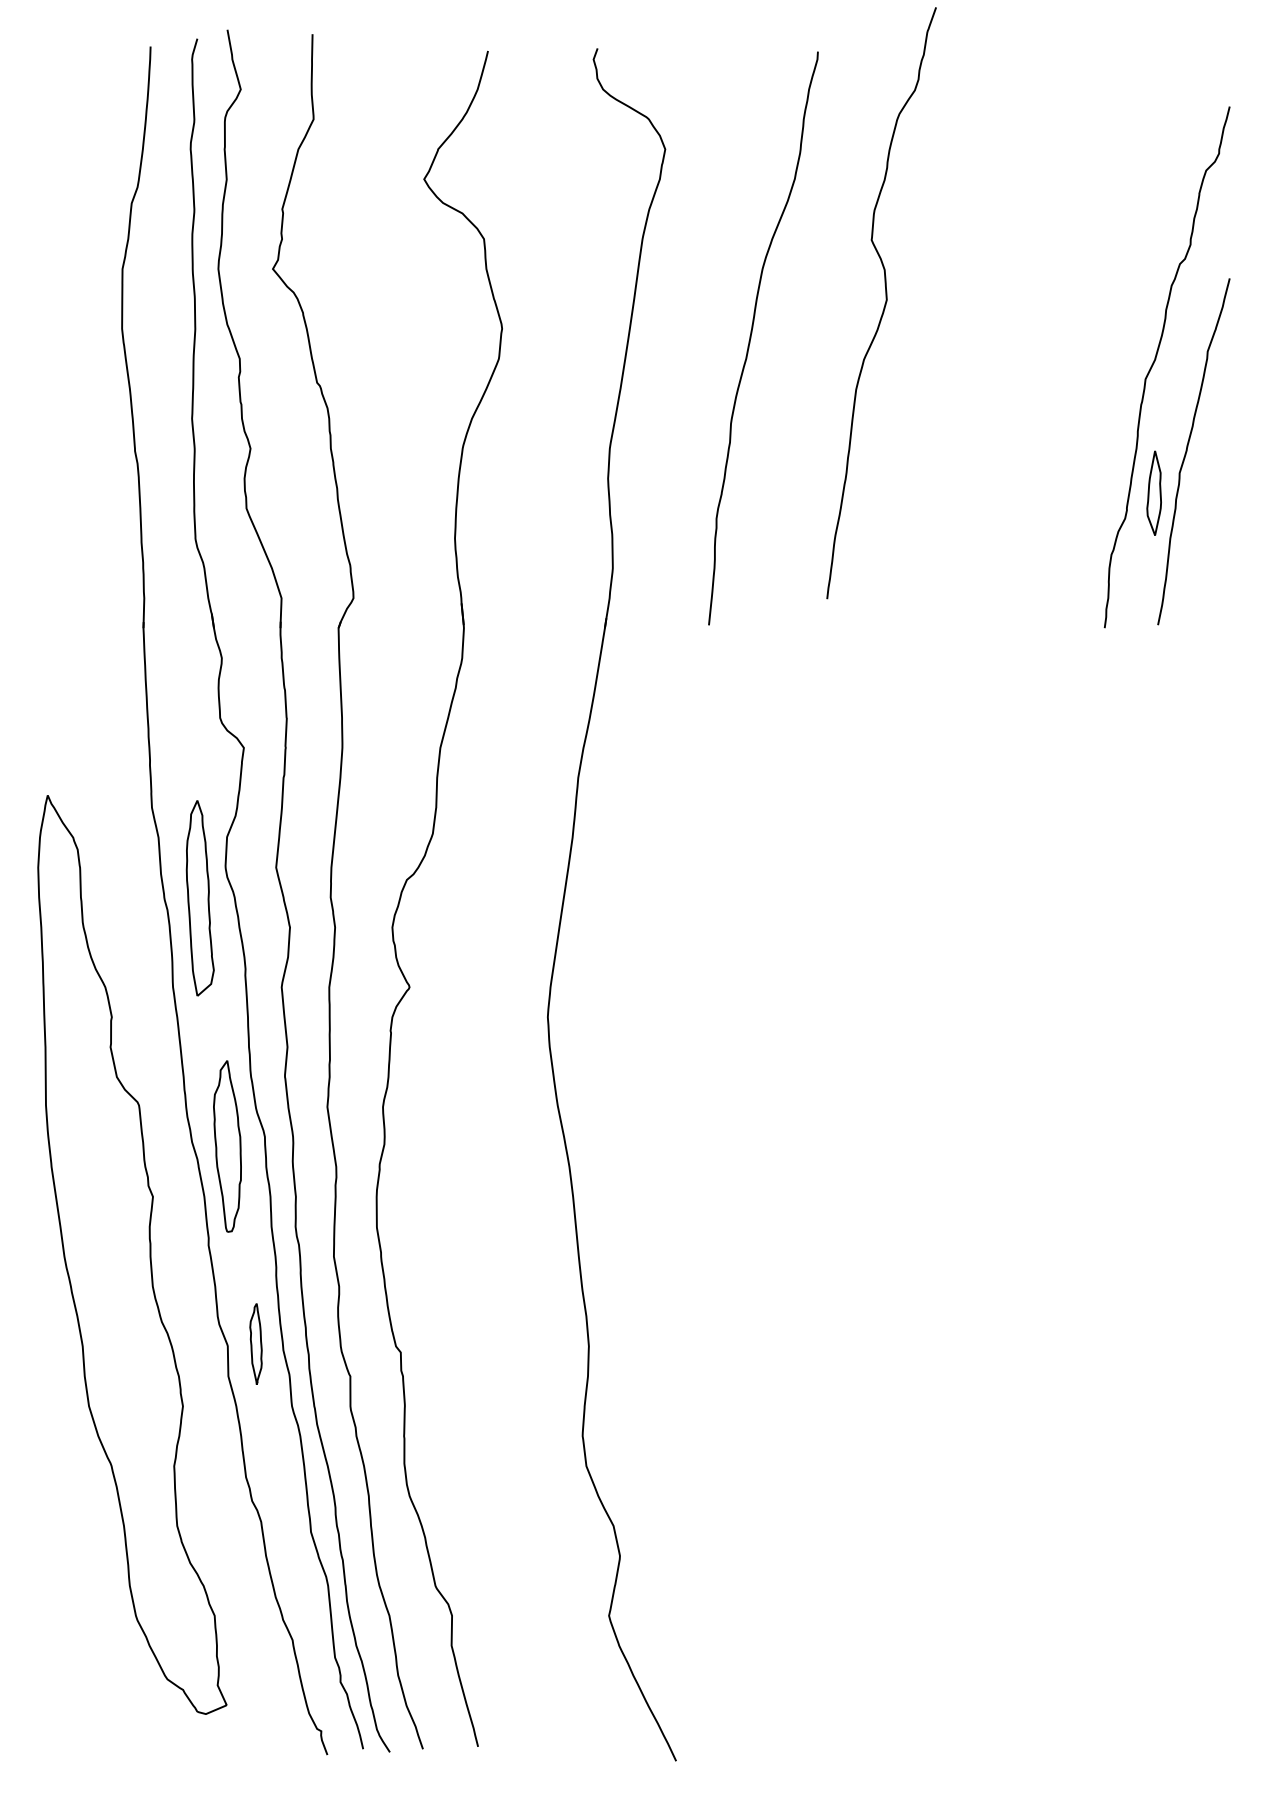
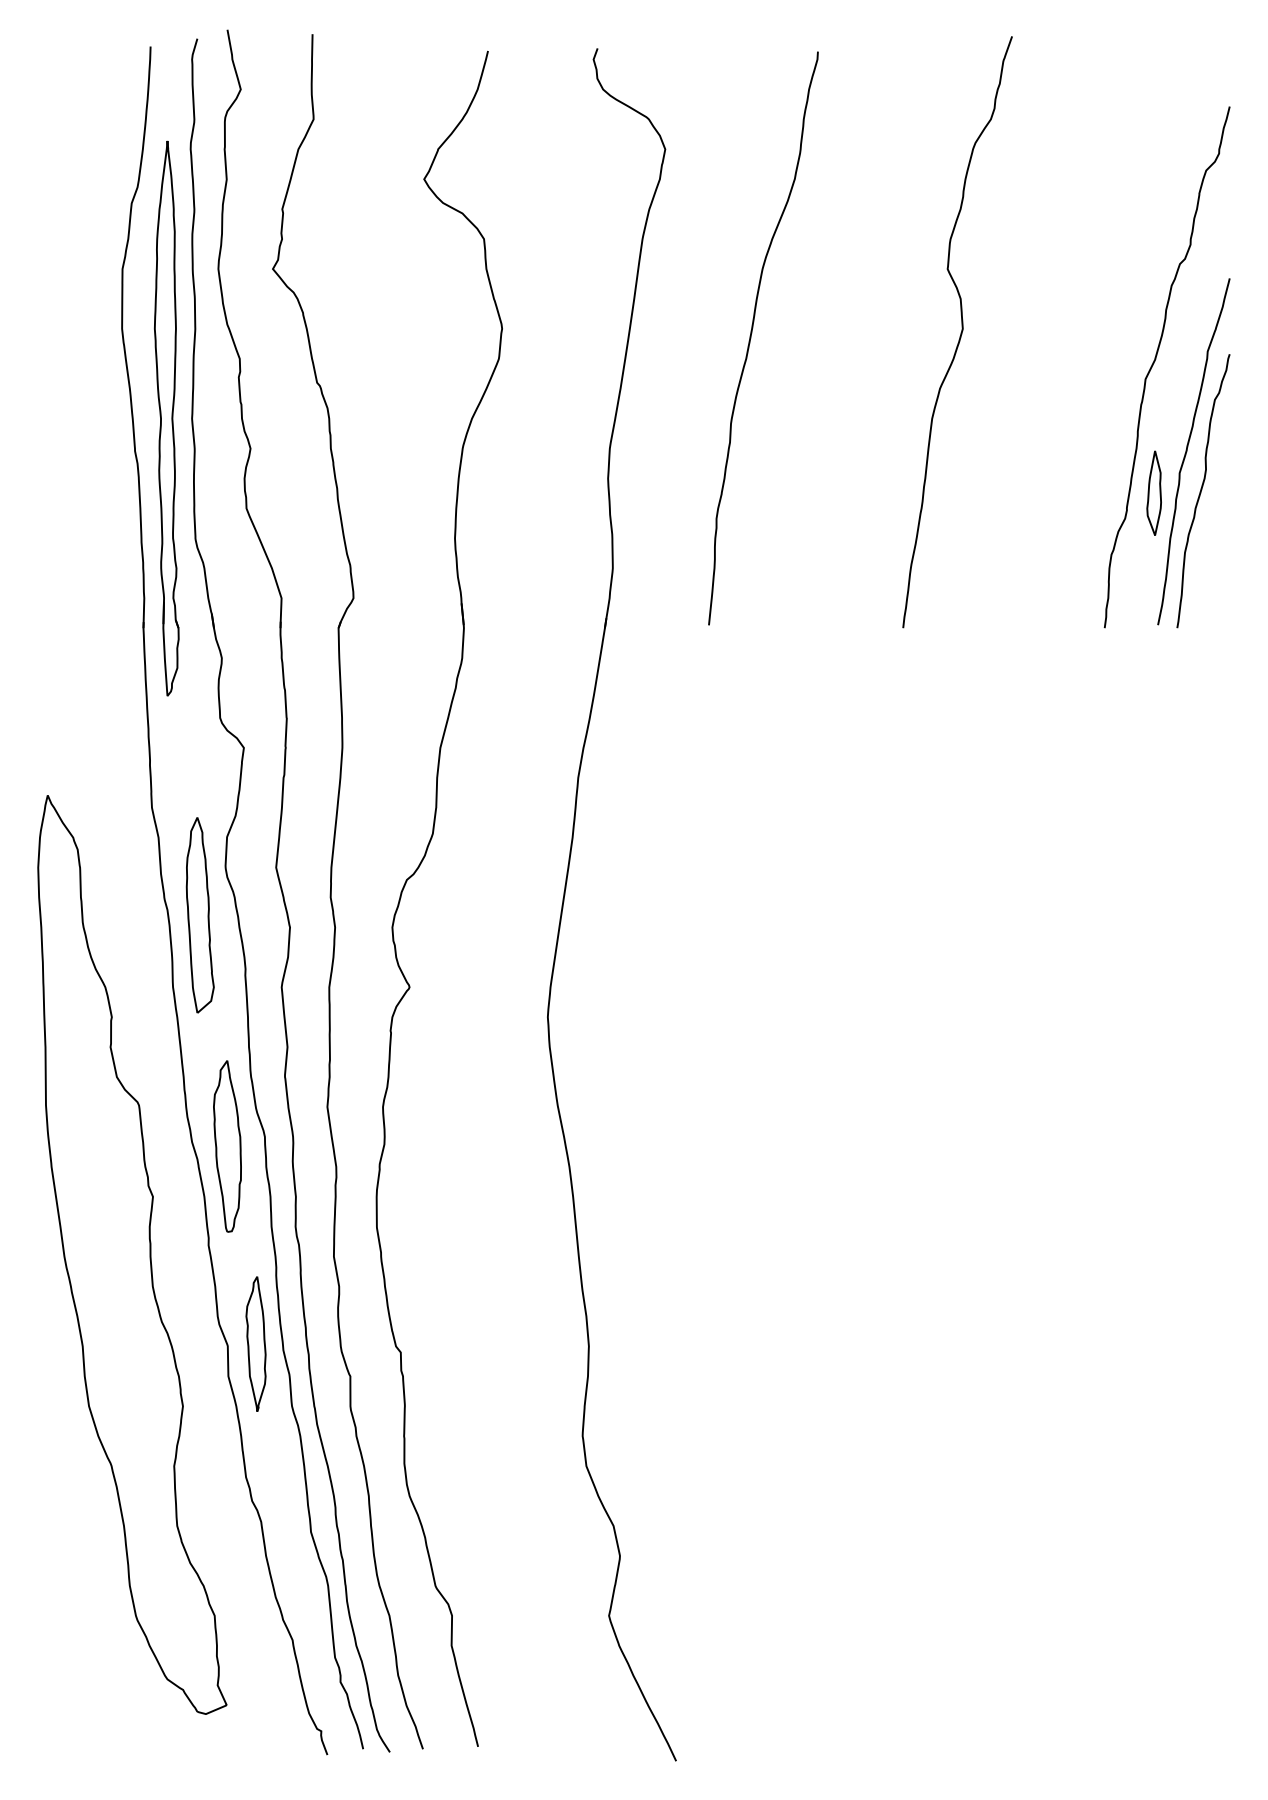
curve position: (884, 303) -> (960, 332) (960, 332)
part: none -> present (166, 418)
curve: none -> present (1201, 491)
part position: (199, 898) -> (199, 915) (199, 915)
part size: 14x82 px -> 22x136 px (255, 1343)
